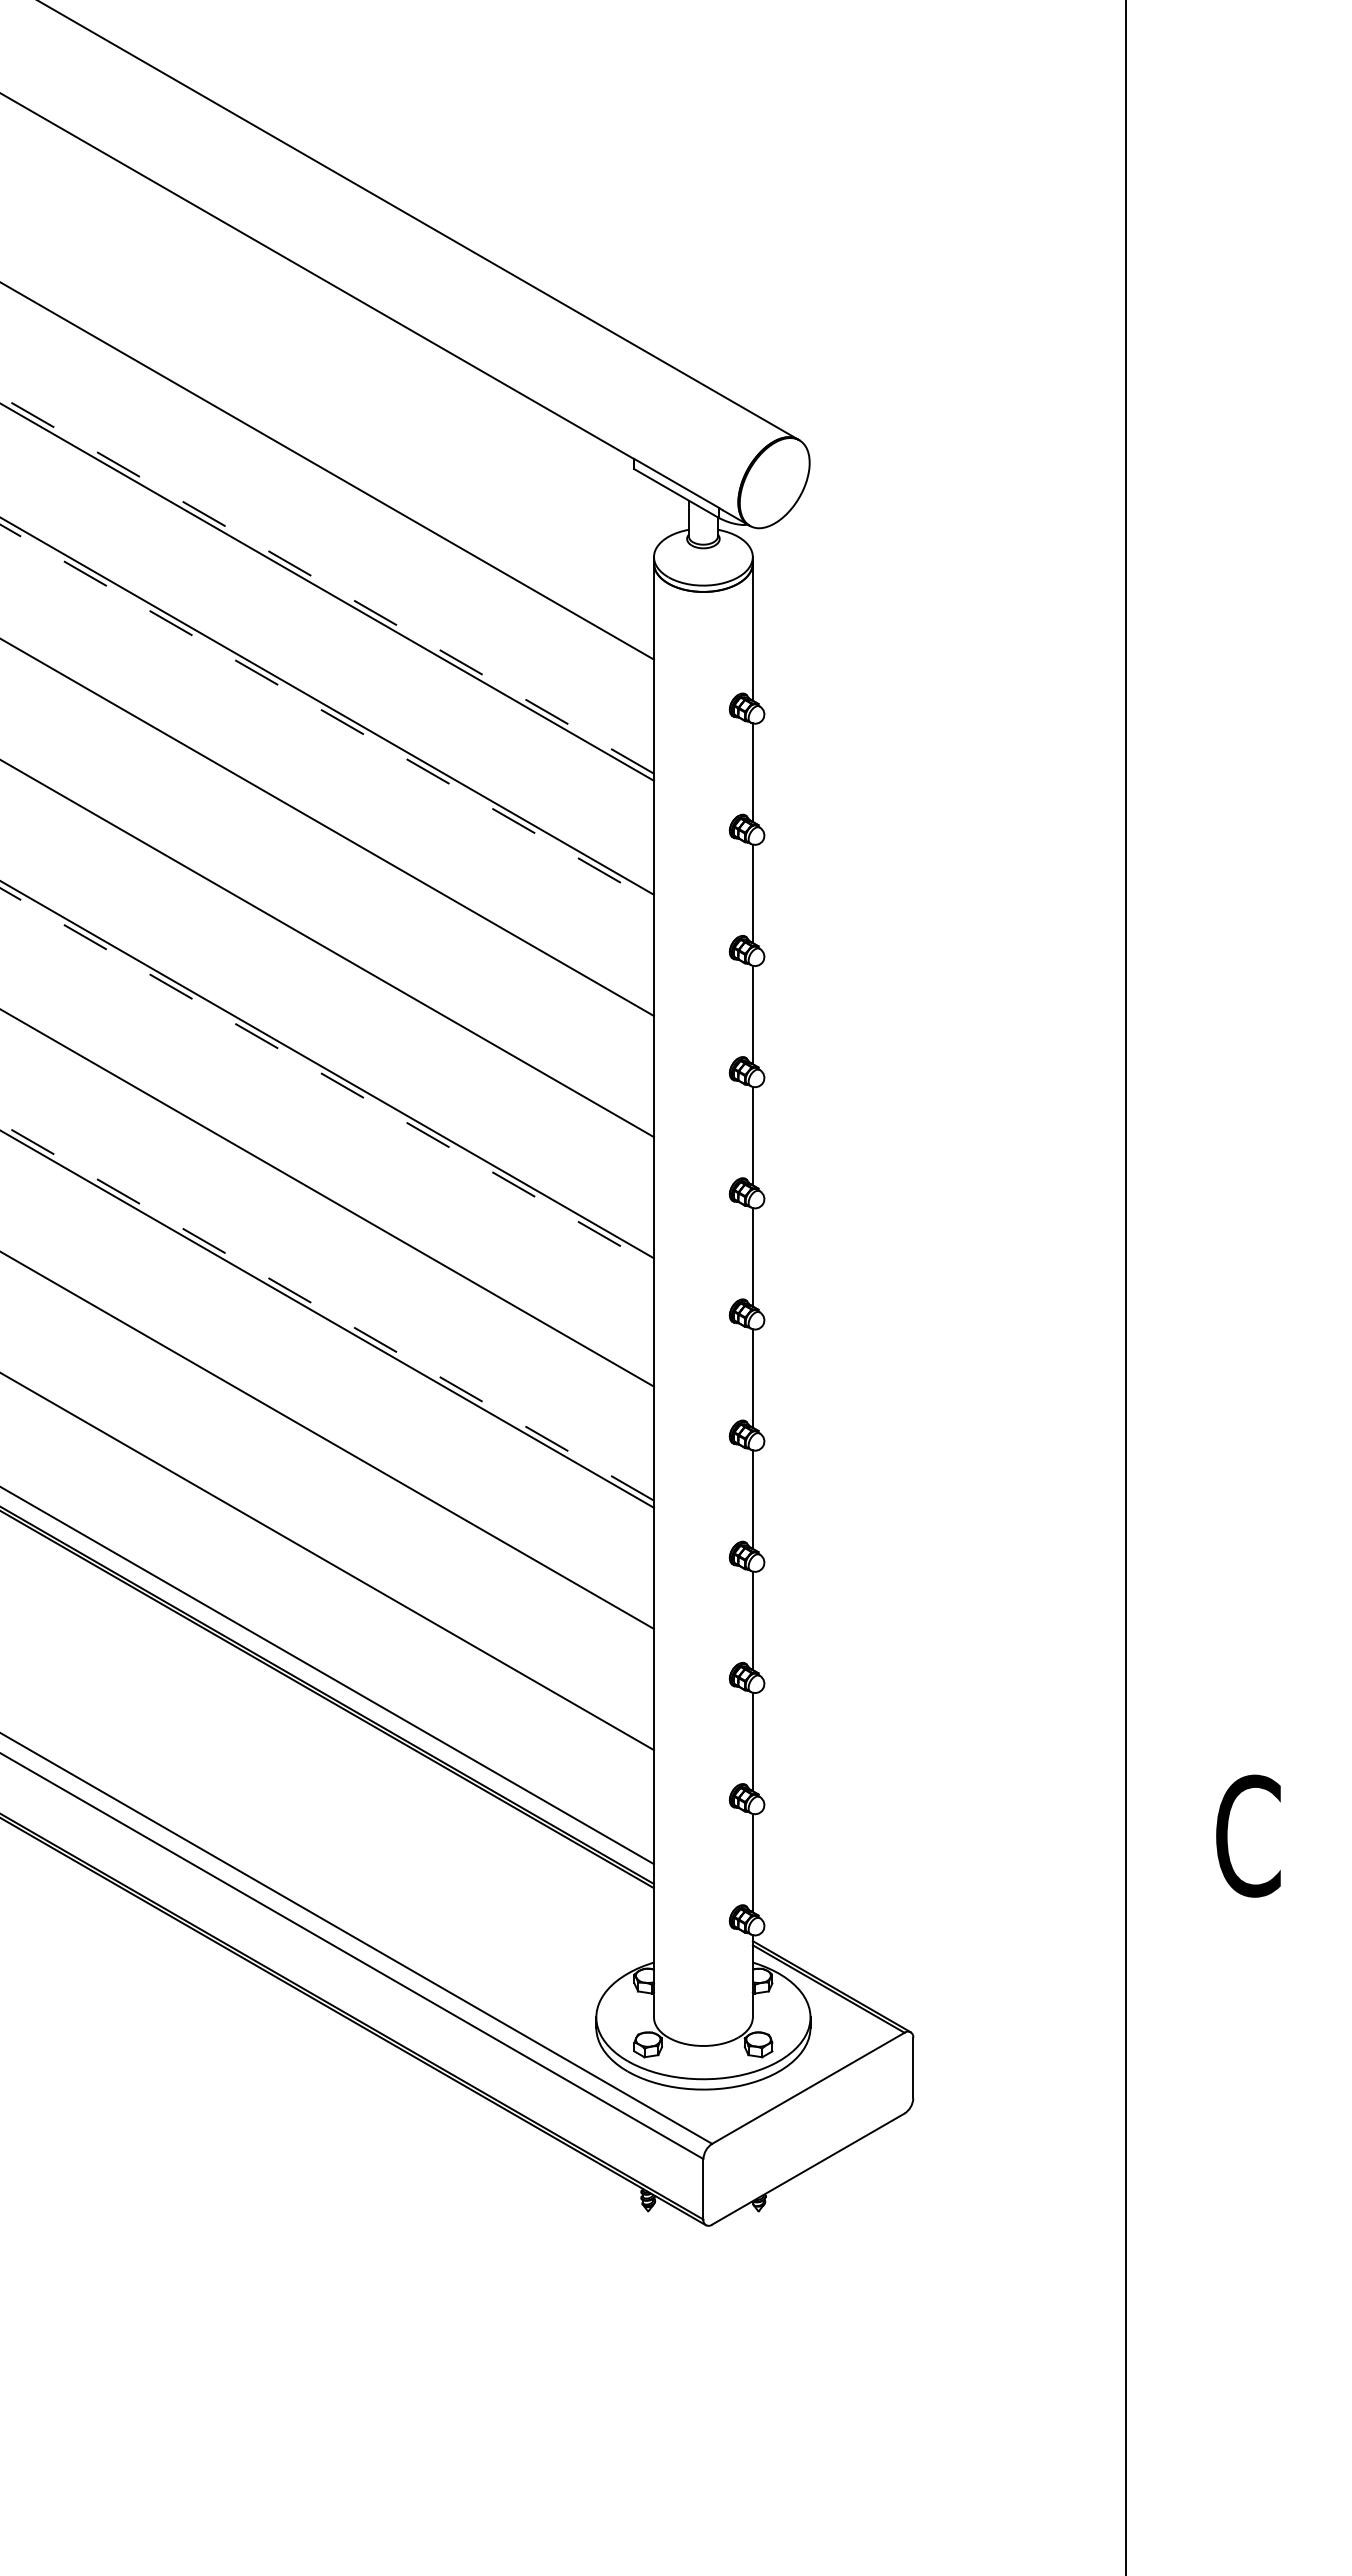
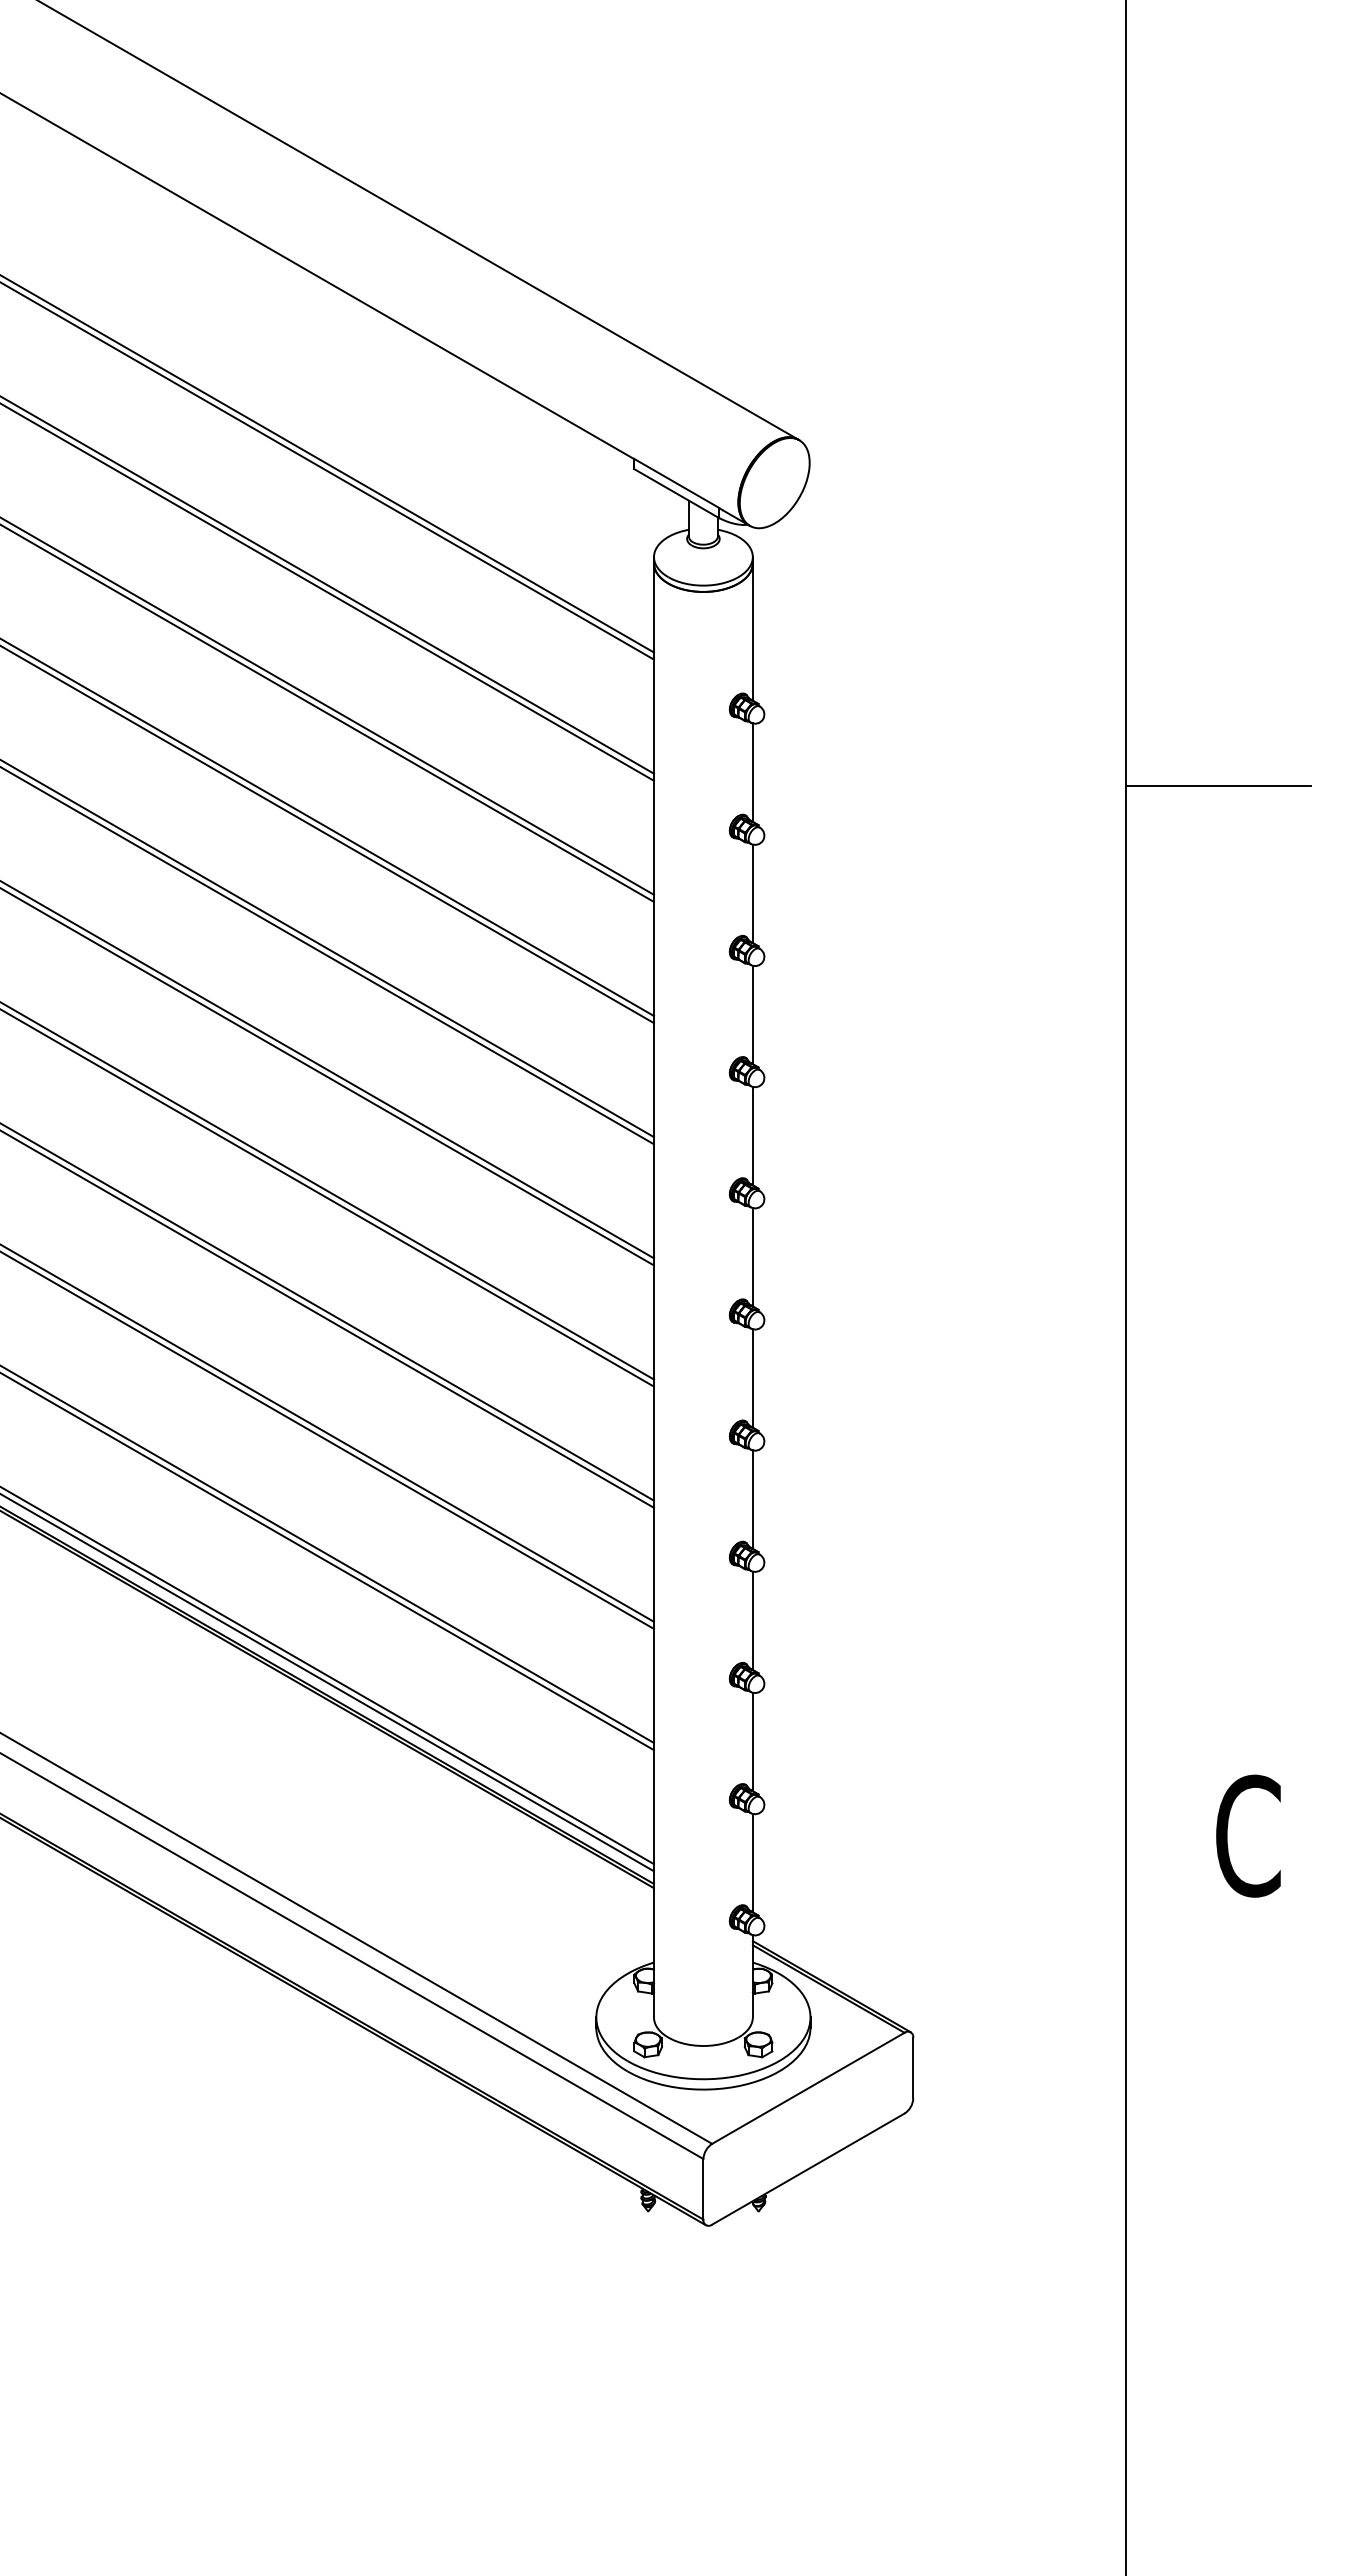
line: none -> present (327, 464)
line: dashed -> solid (326, 584)
line: dashed -> solid (327, 713)
line: none -> present (1218, 786)
line: none -> present (327, 835)
line: none -> present (327, 956)
line: dashed -> solid (327, 1077)
line: none -> present (327, 1191)
line: dashed -> solid (326, 1311)
line: none -> present (327, 1433)
line: none -> present (327, 1554)
line: none -> present (327, 1683)
